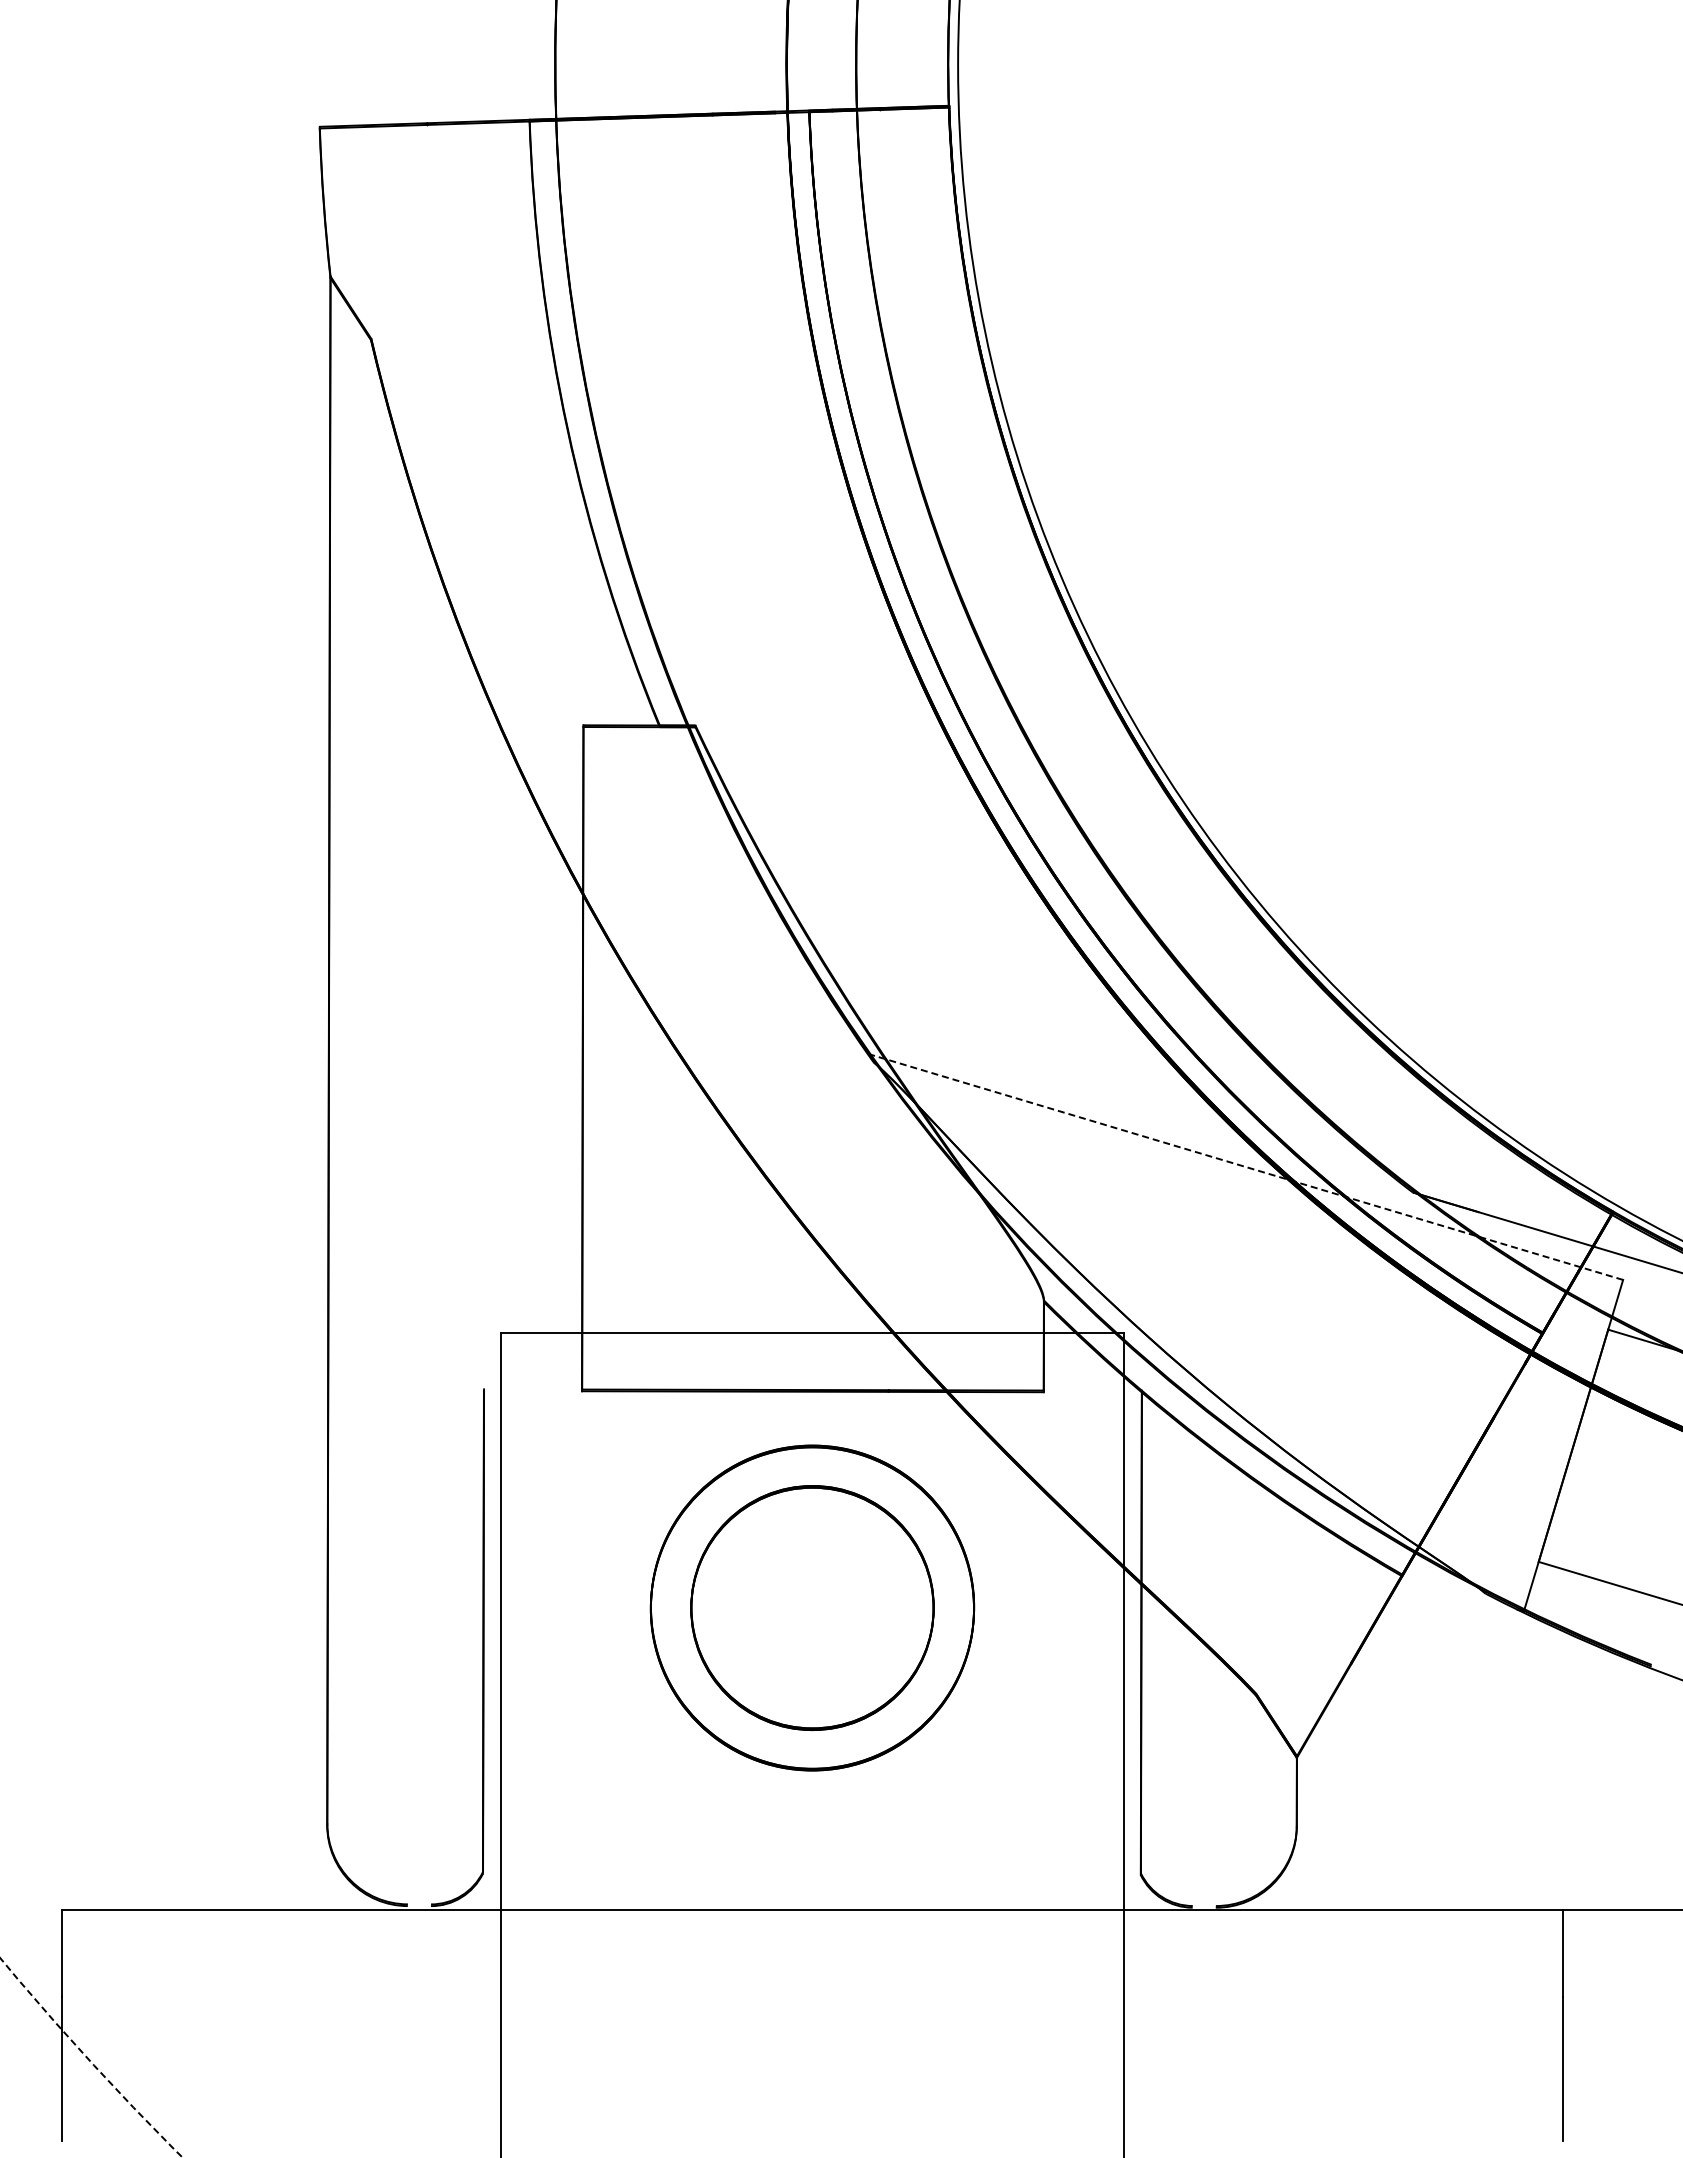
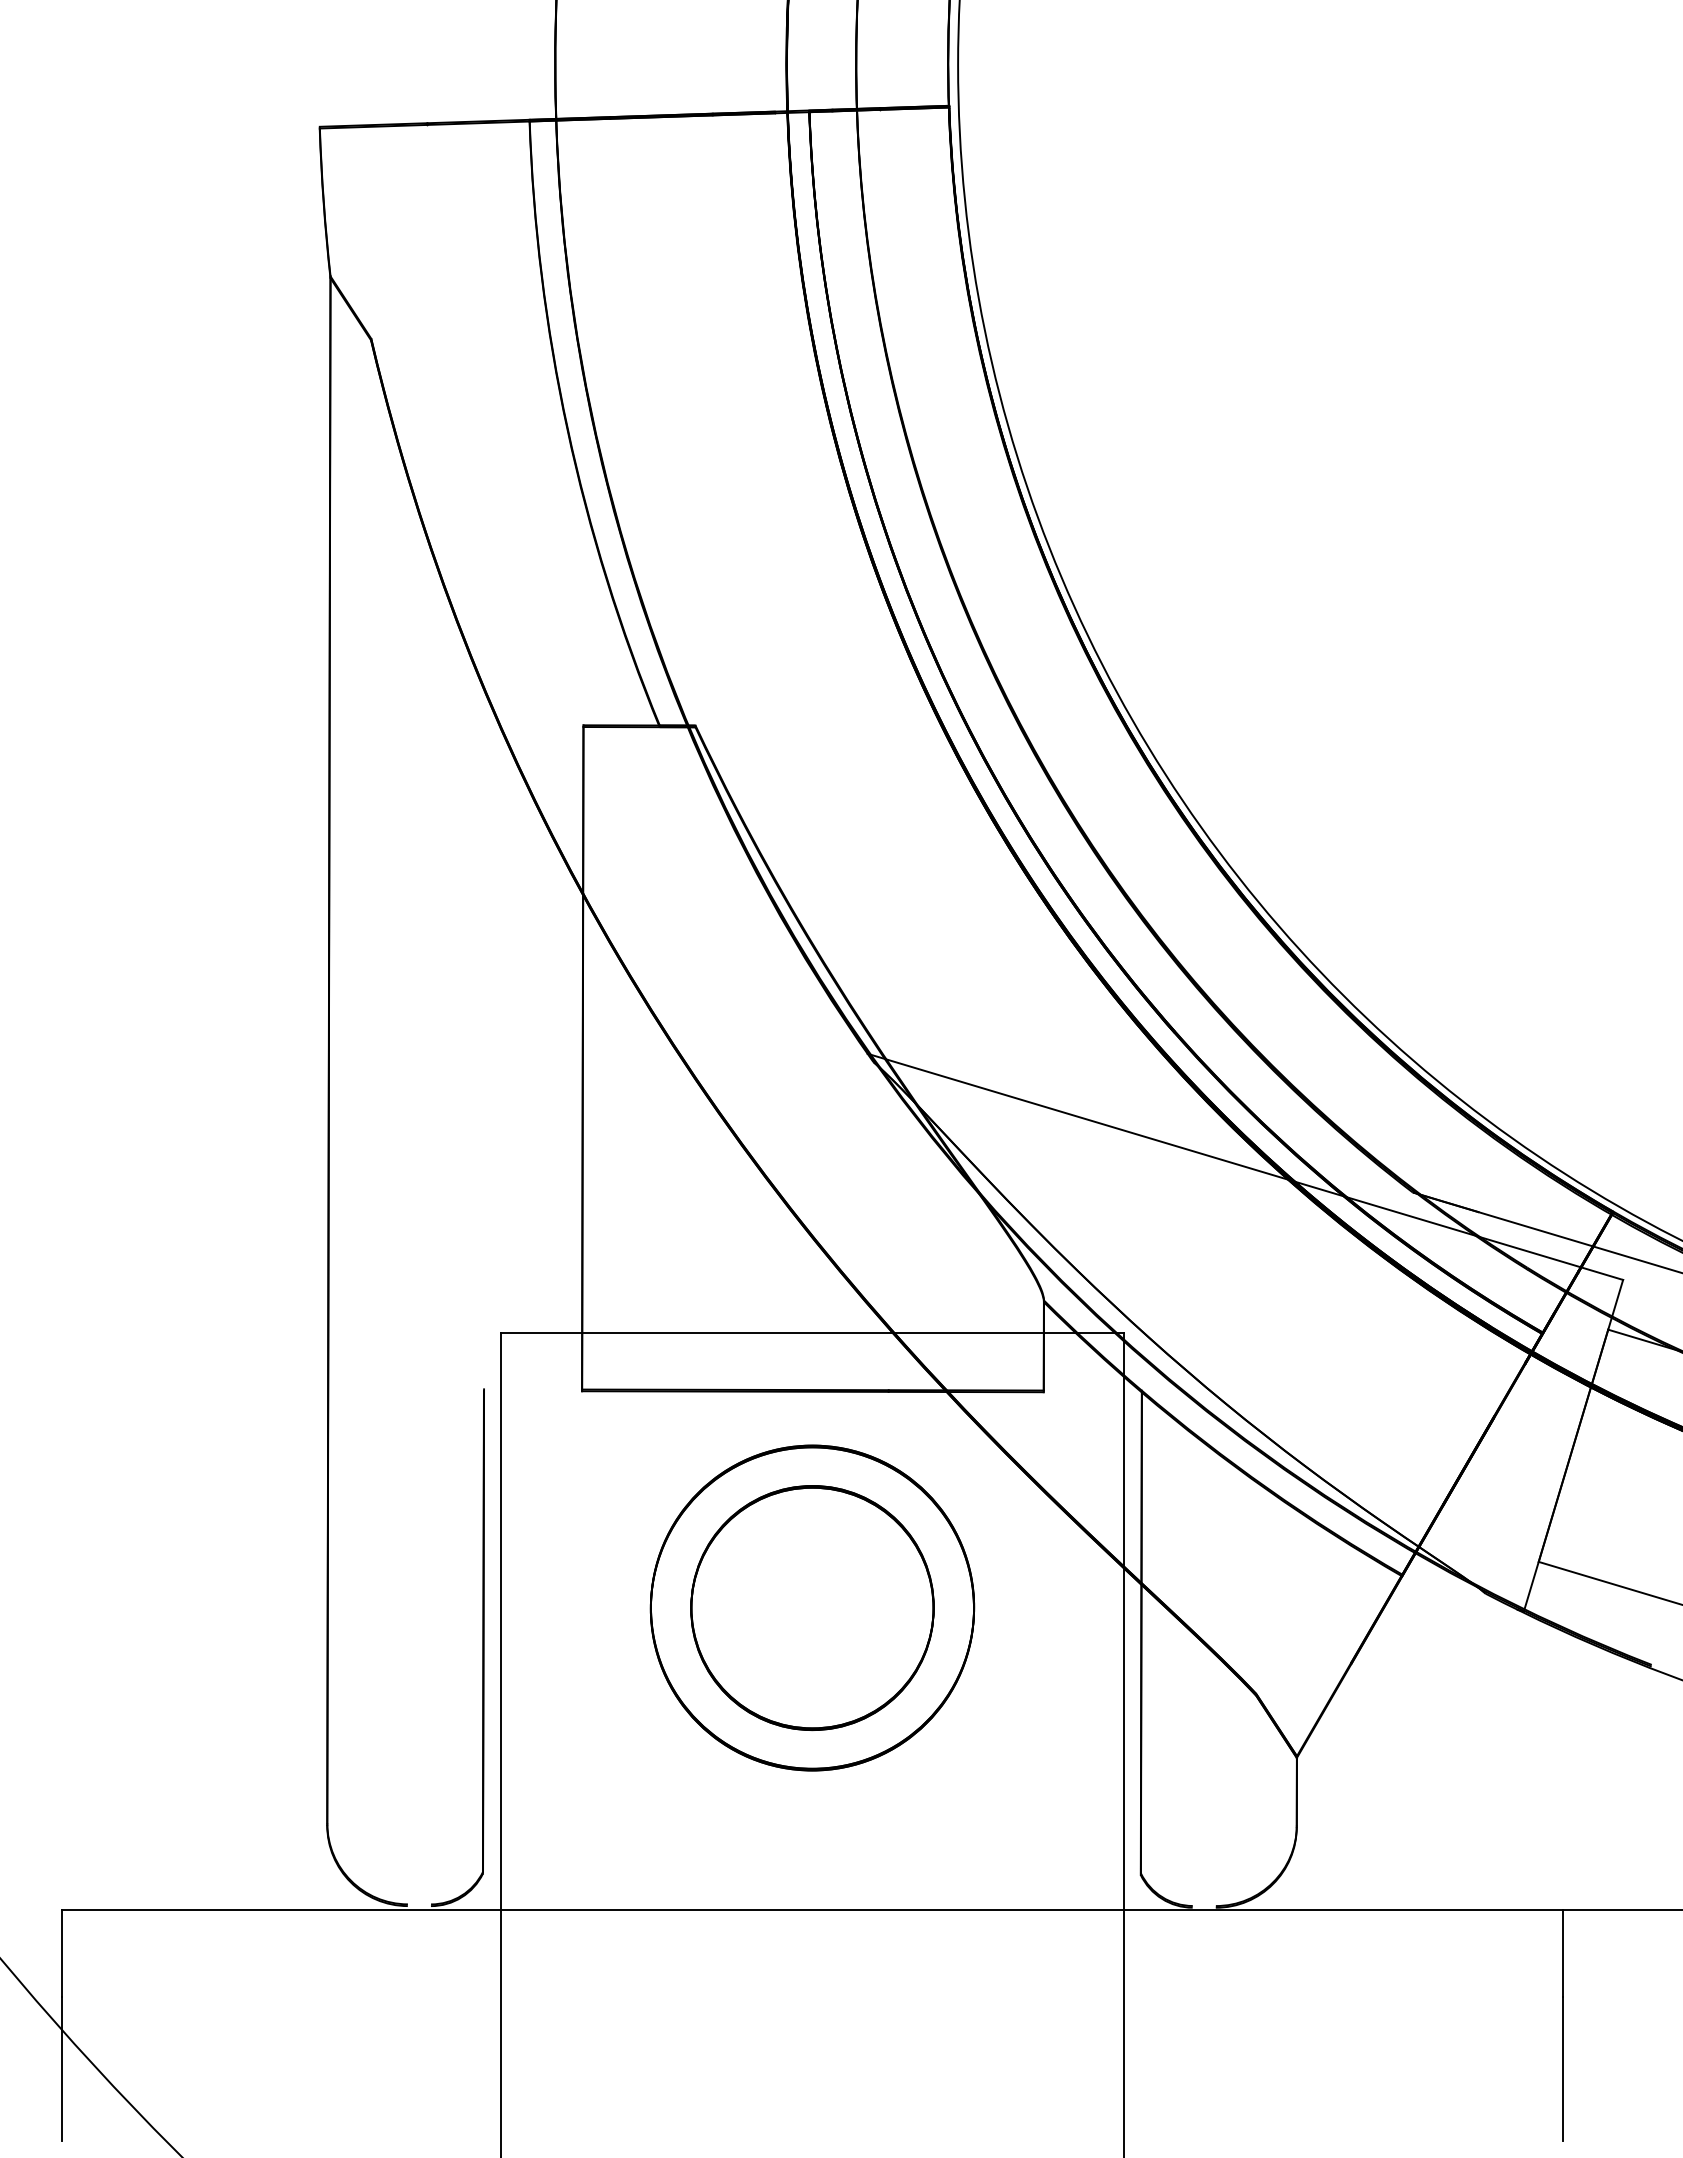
line: dashed -> solid (1244, 1166)
arc: dashed -> solid (89, 2060)
